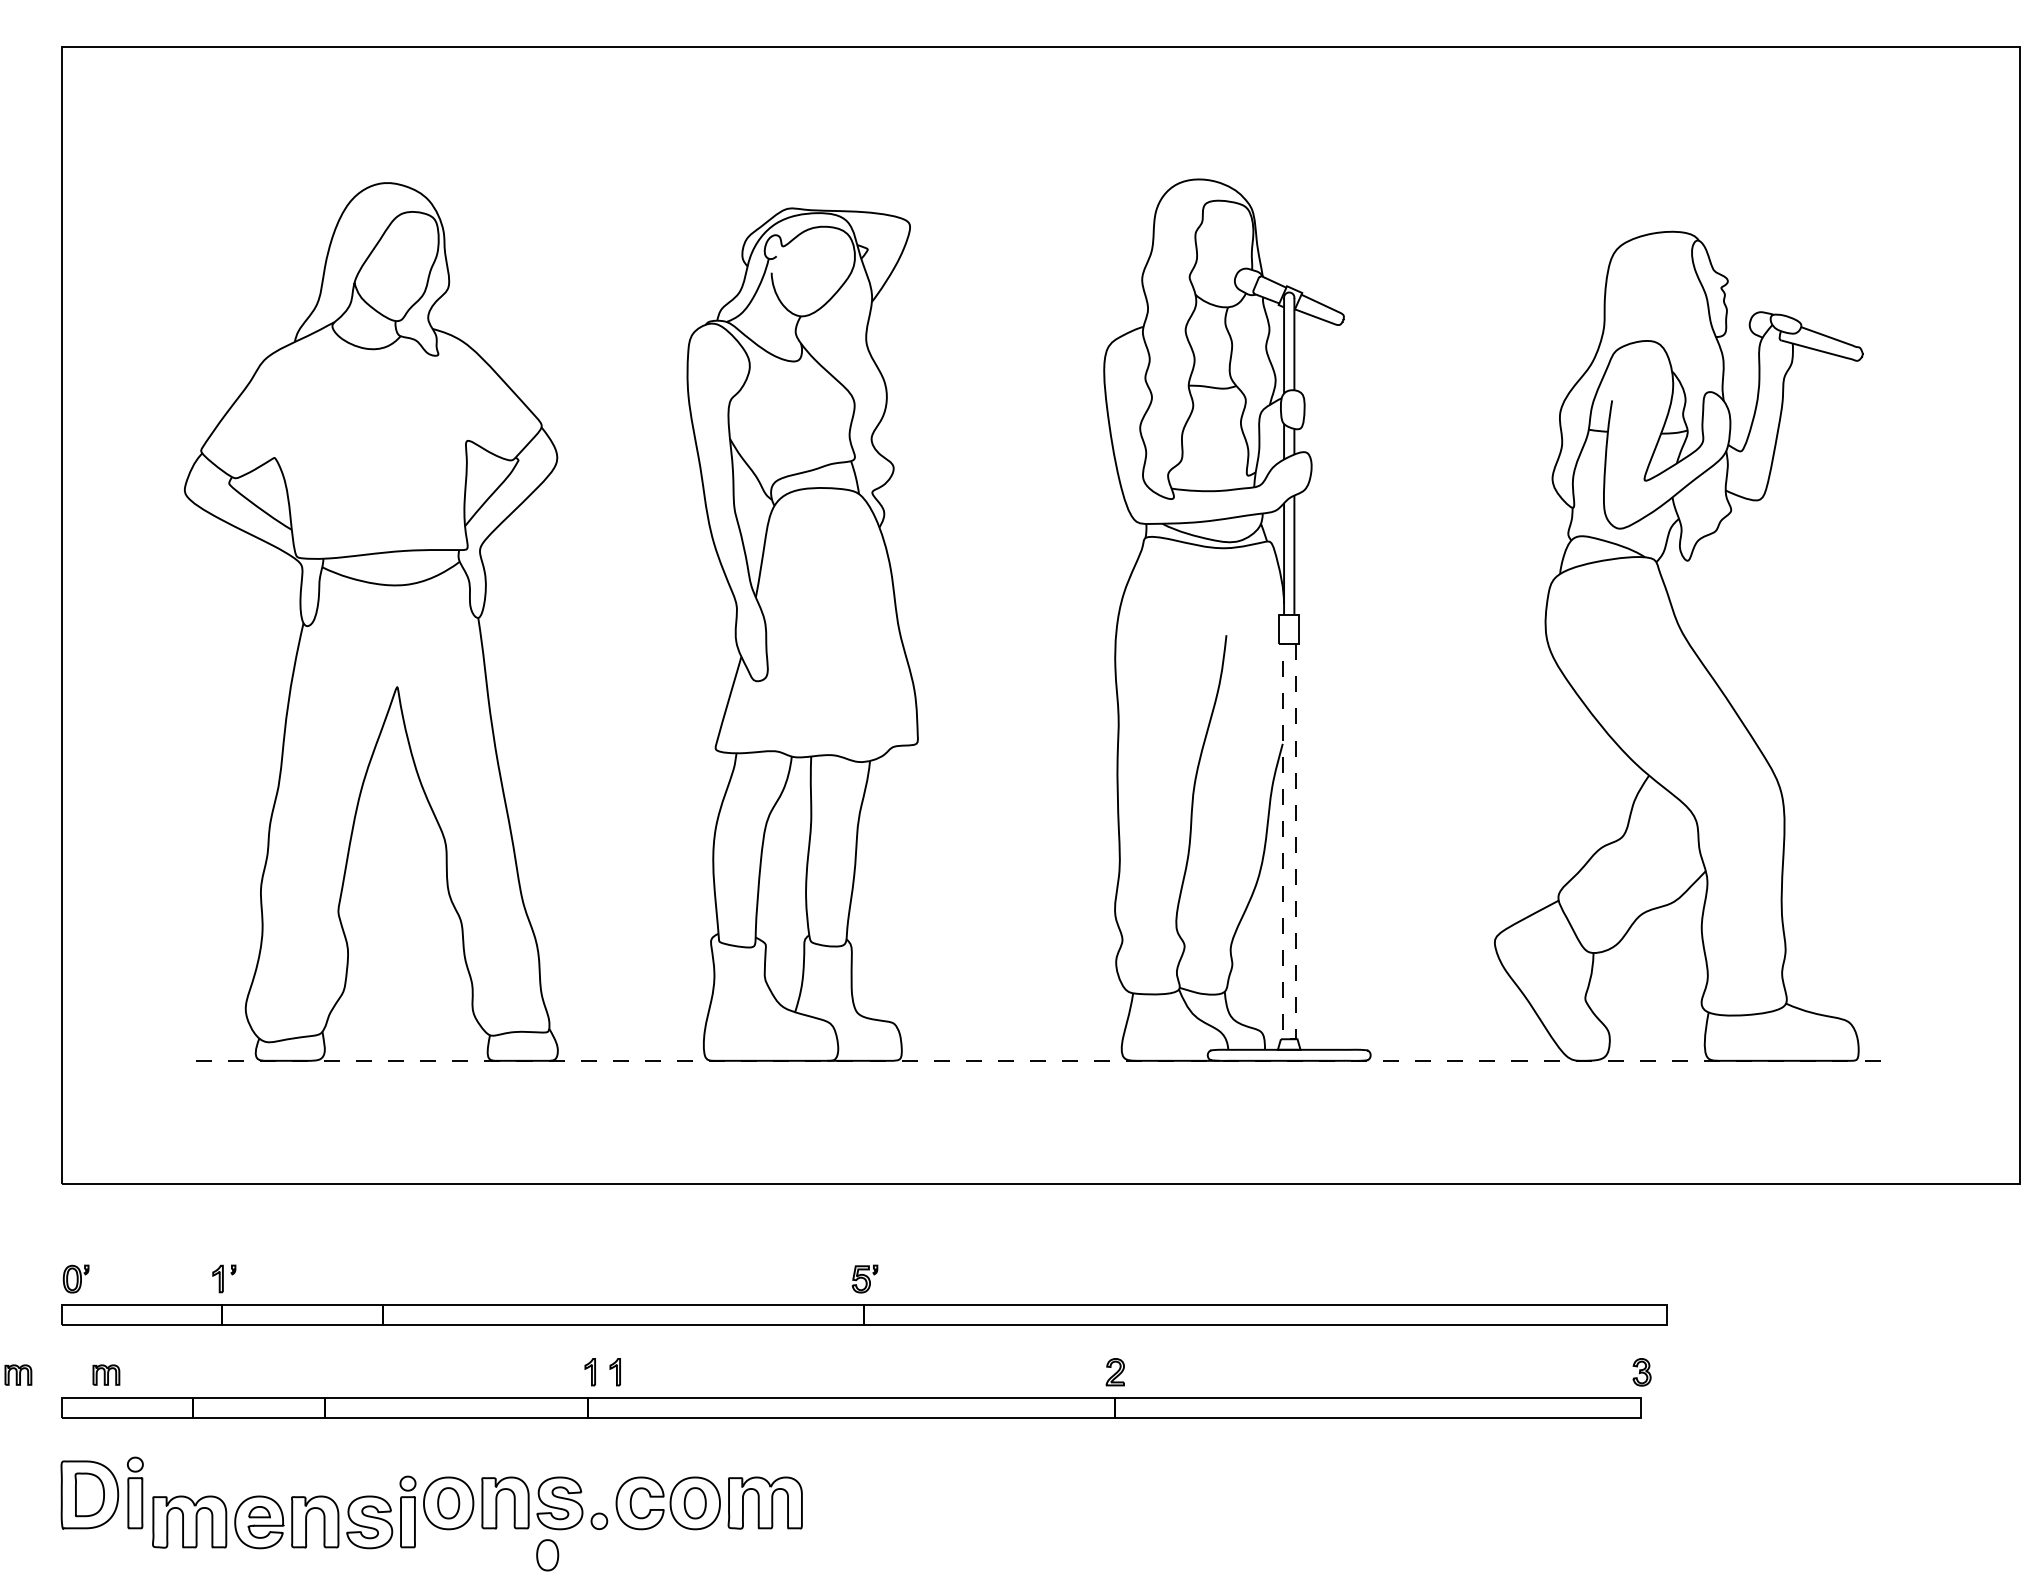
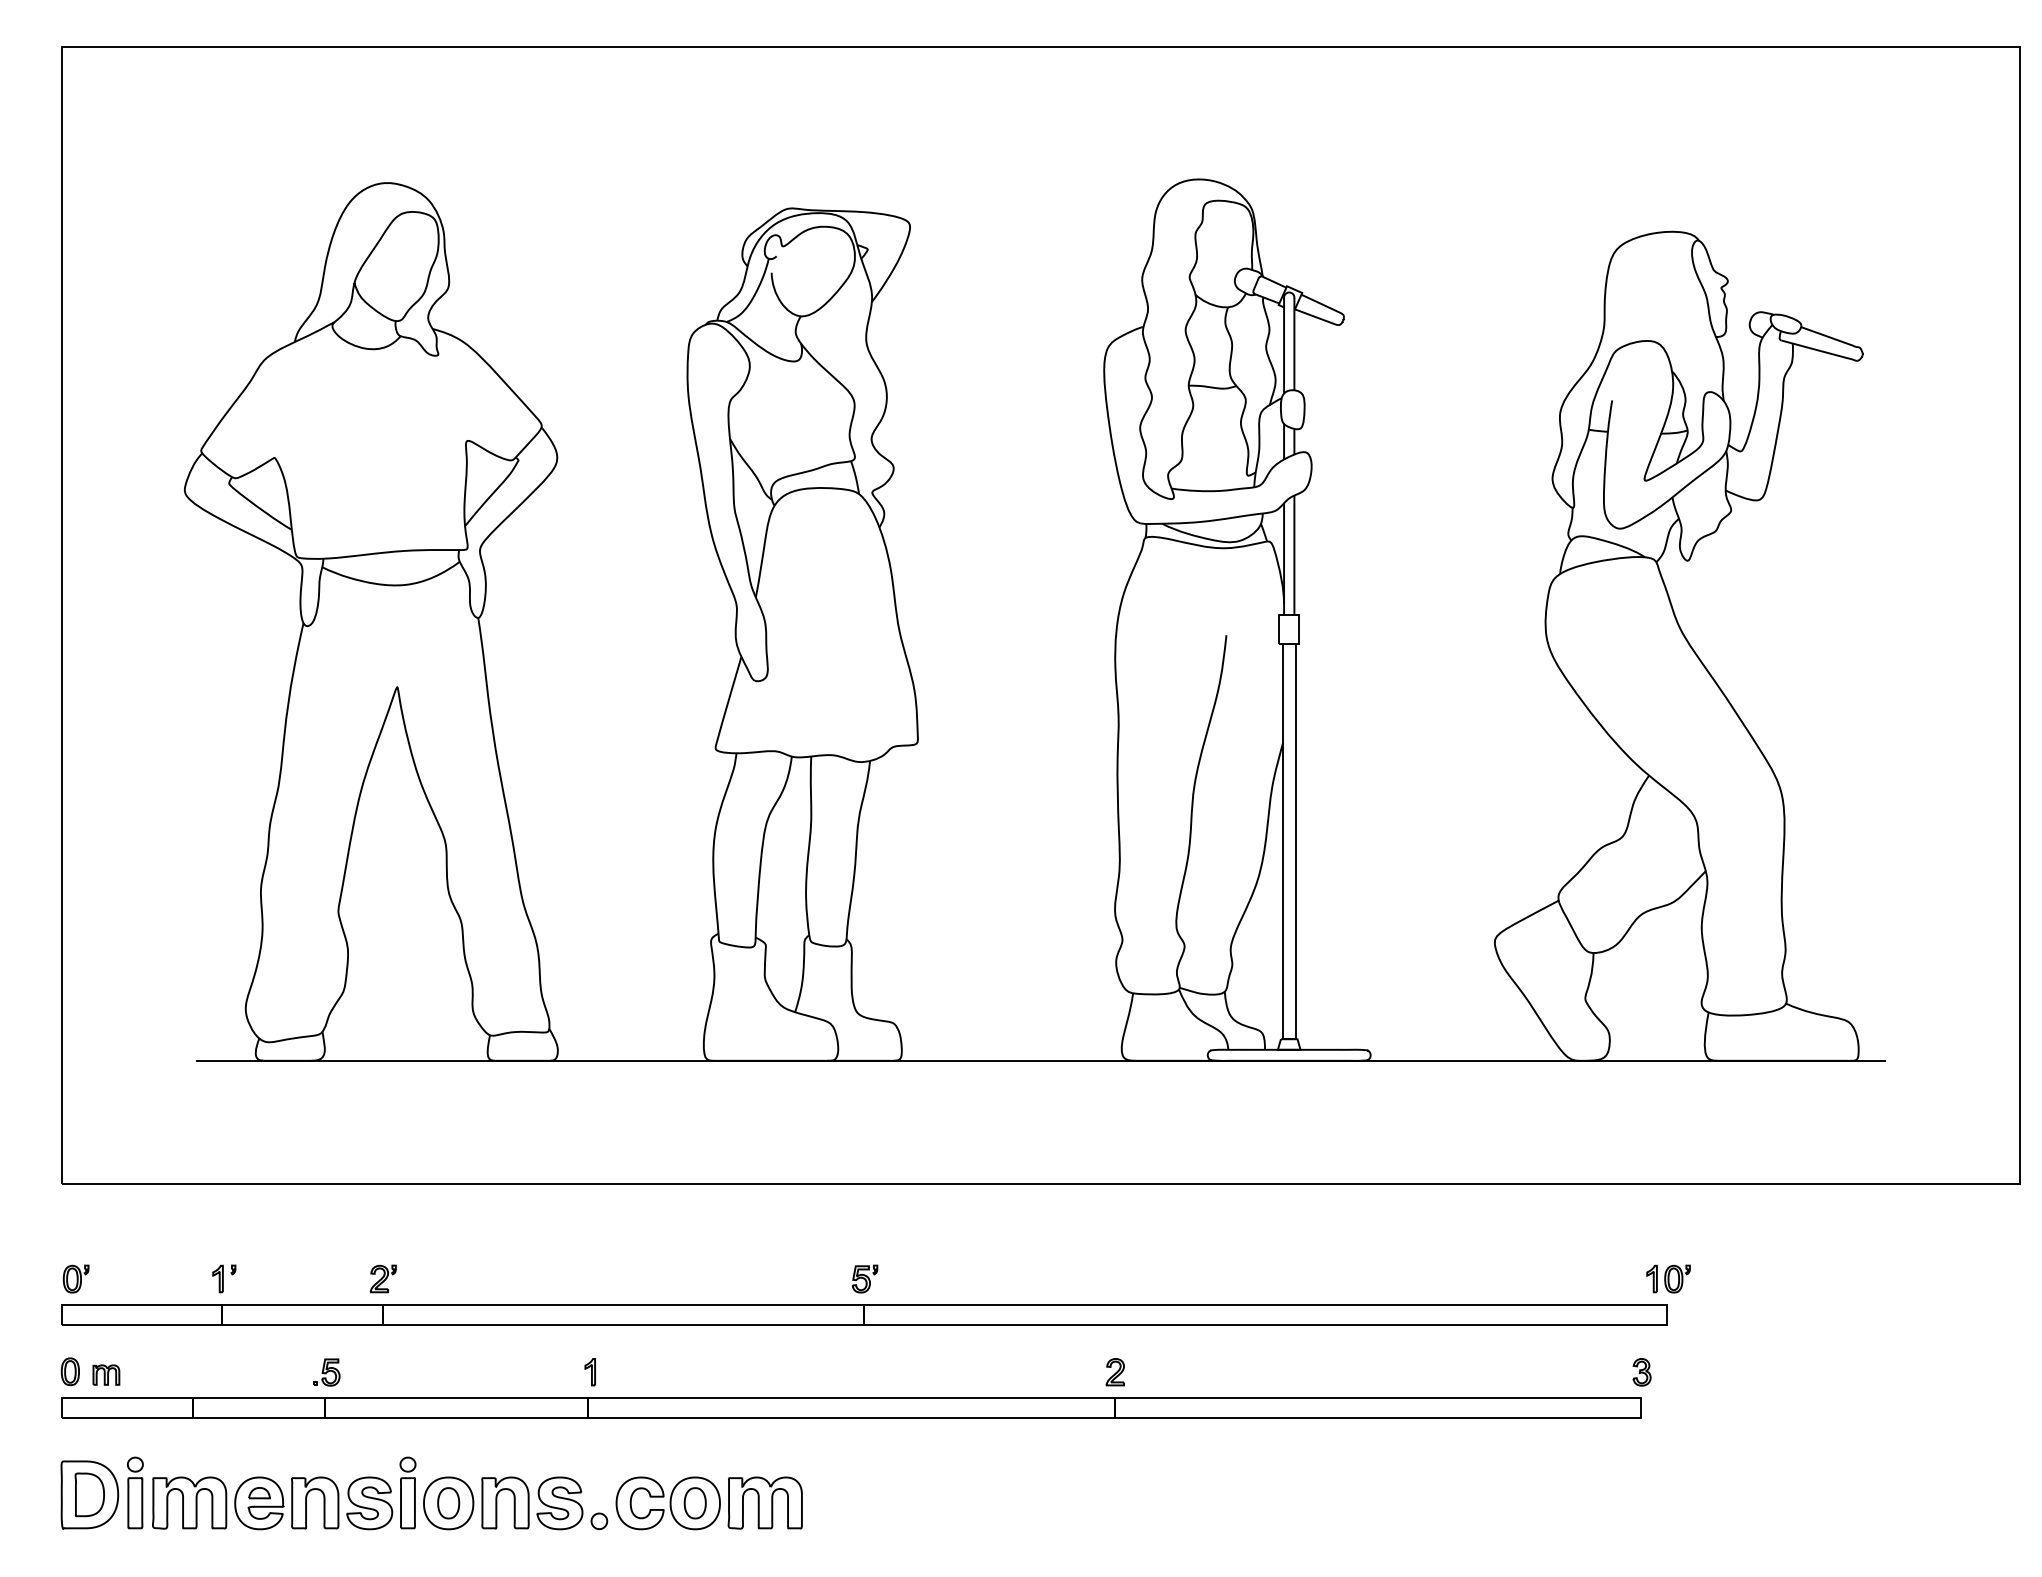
line: dashed -> solid (1288, 1039)
line: dashed -> solid (1041, 1060)
part: none -> present (382, 1278)
part: none -> present (1668, 1278)
part: none -> present (69, 1371)
part: none -> present (326, 1372)
part: present -> none (614, 1372)
part: present -> none (18, 1374)
part position: (284, 1512) -> (284, 1493) (284, 1493)
part: present -> none (547, 1555)
